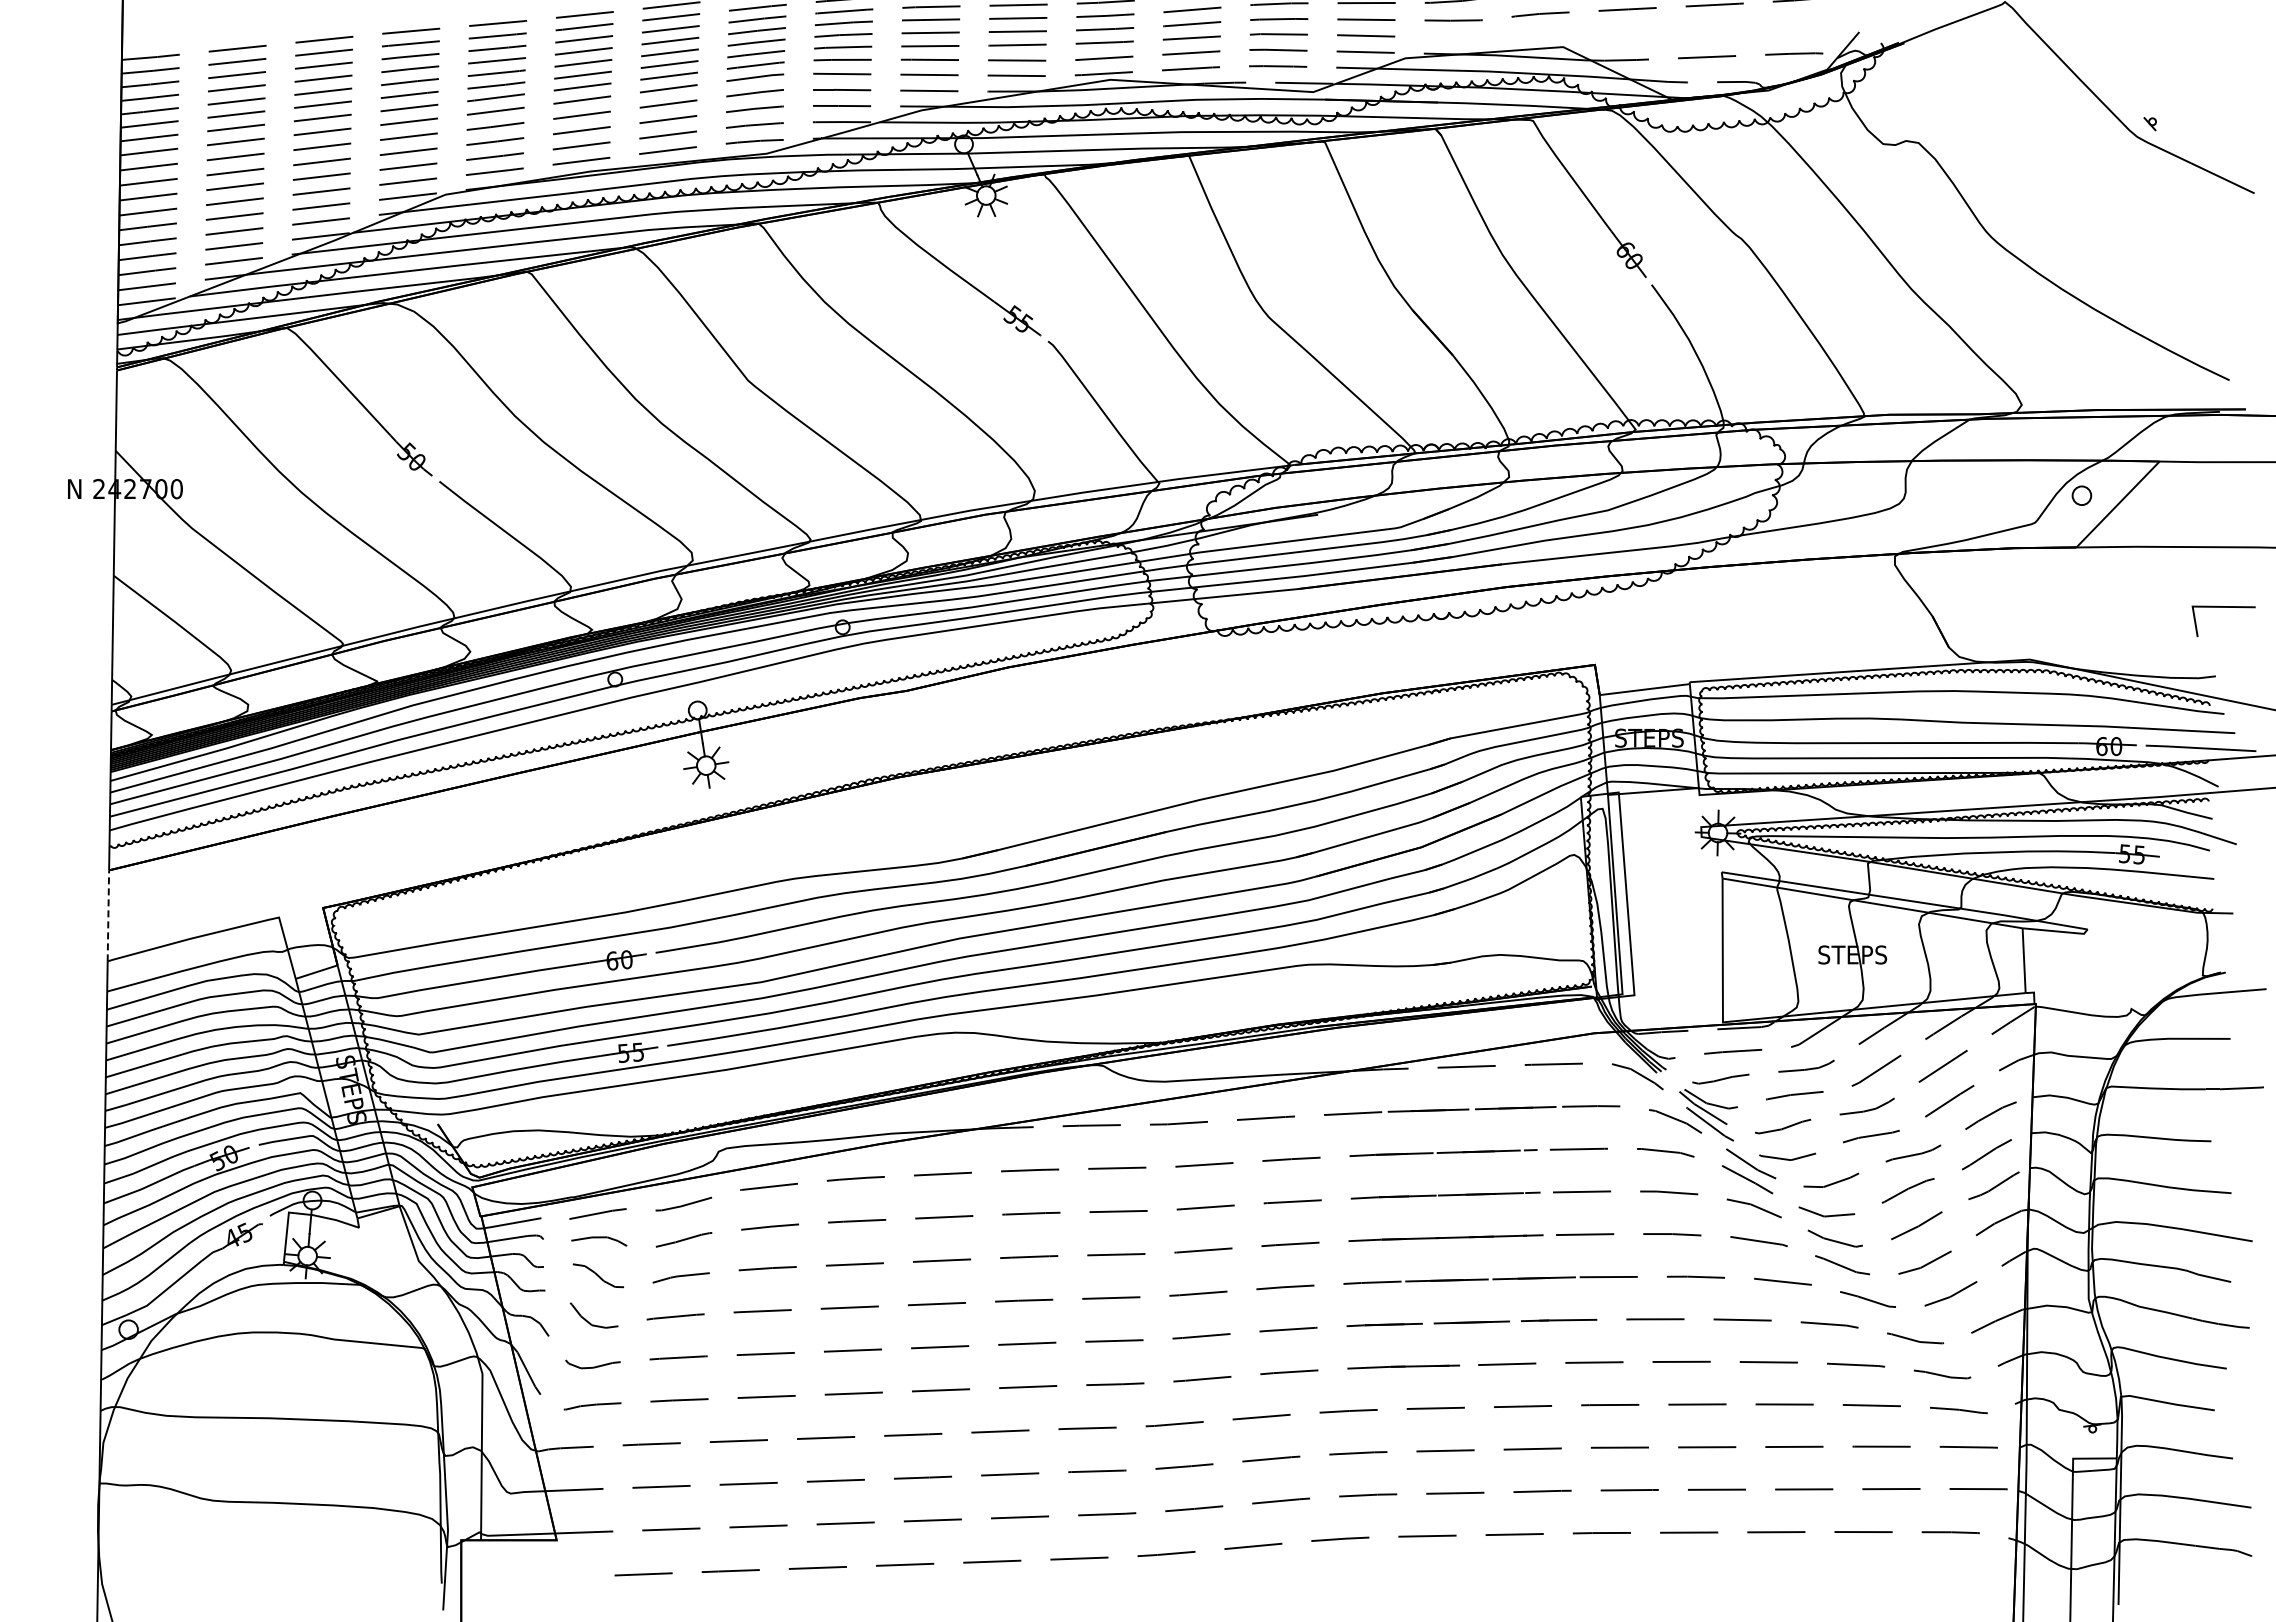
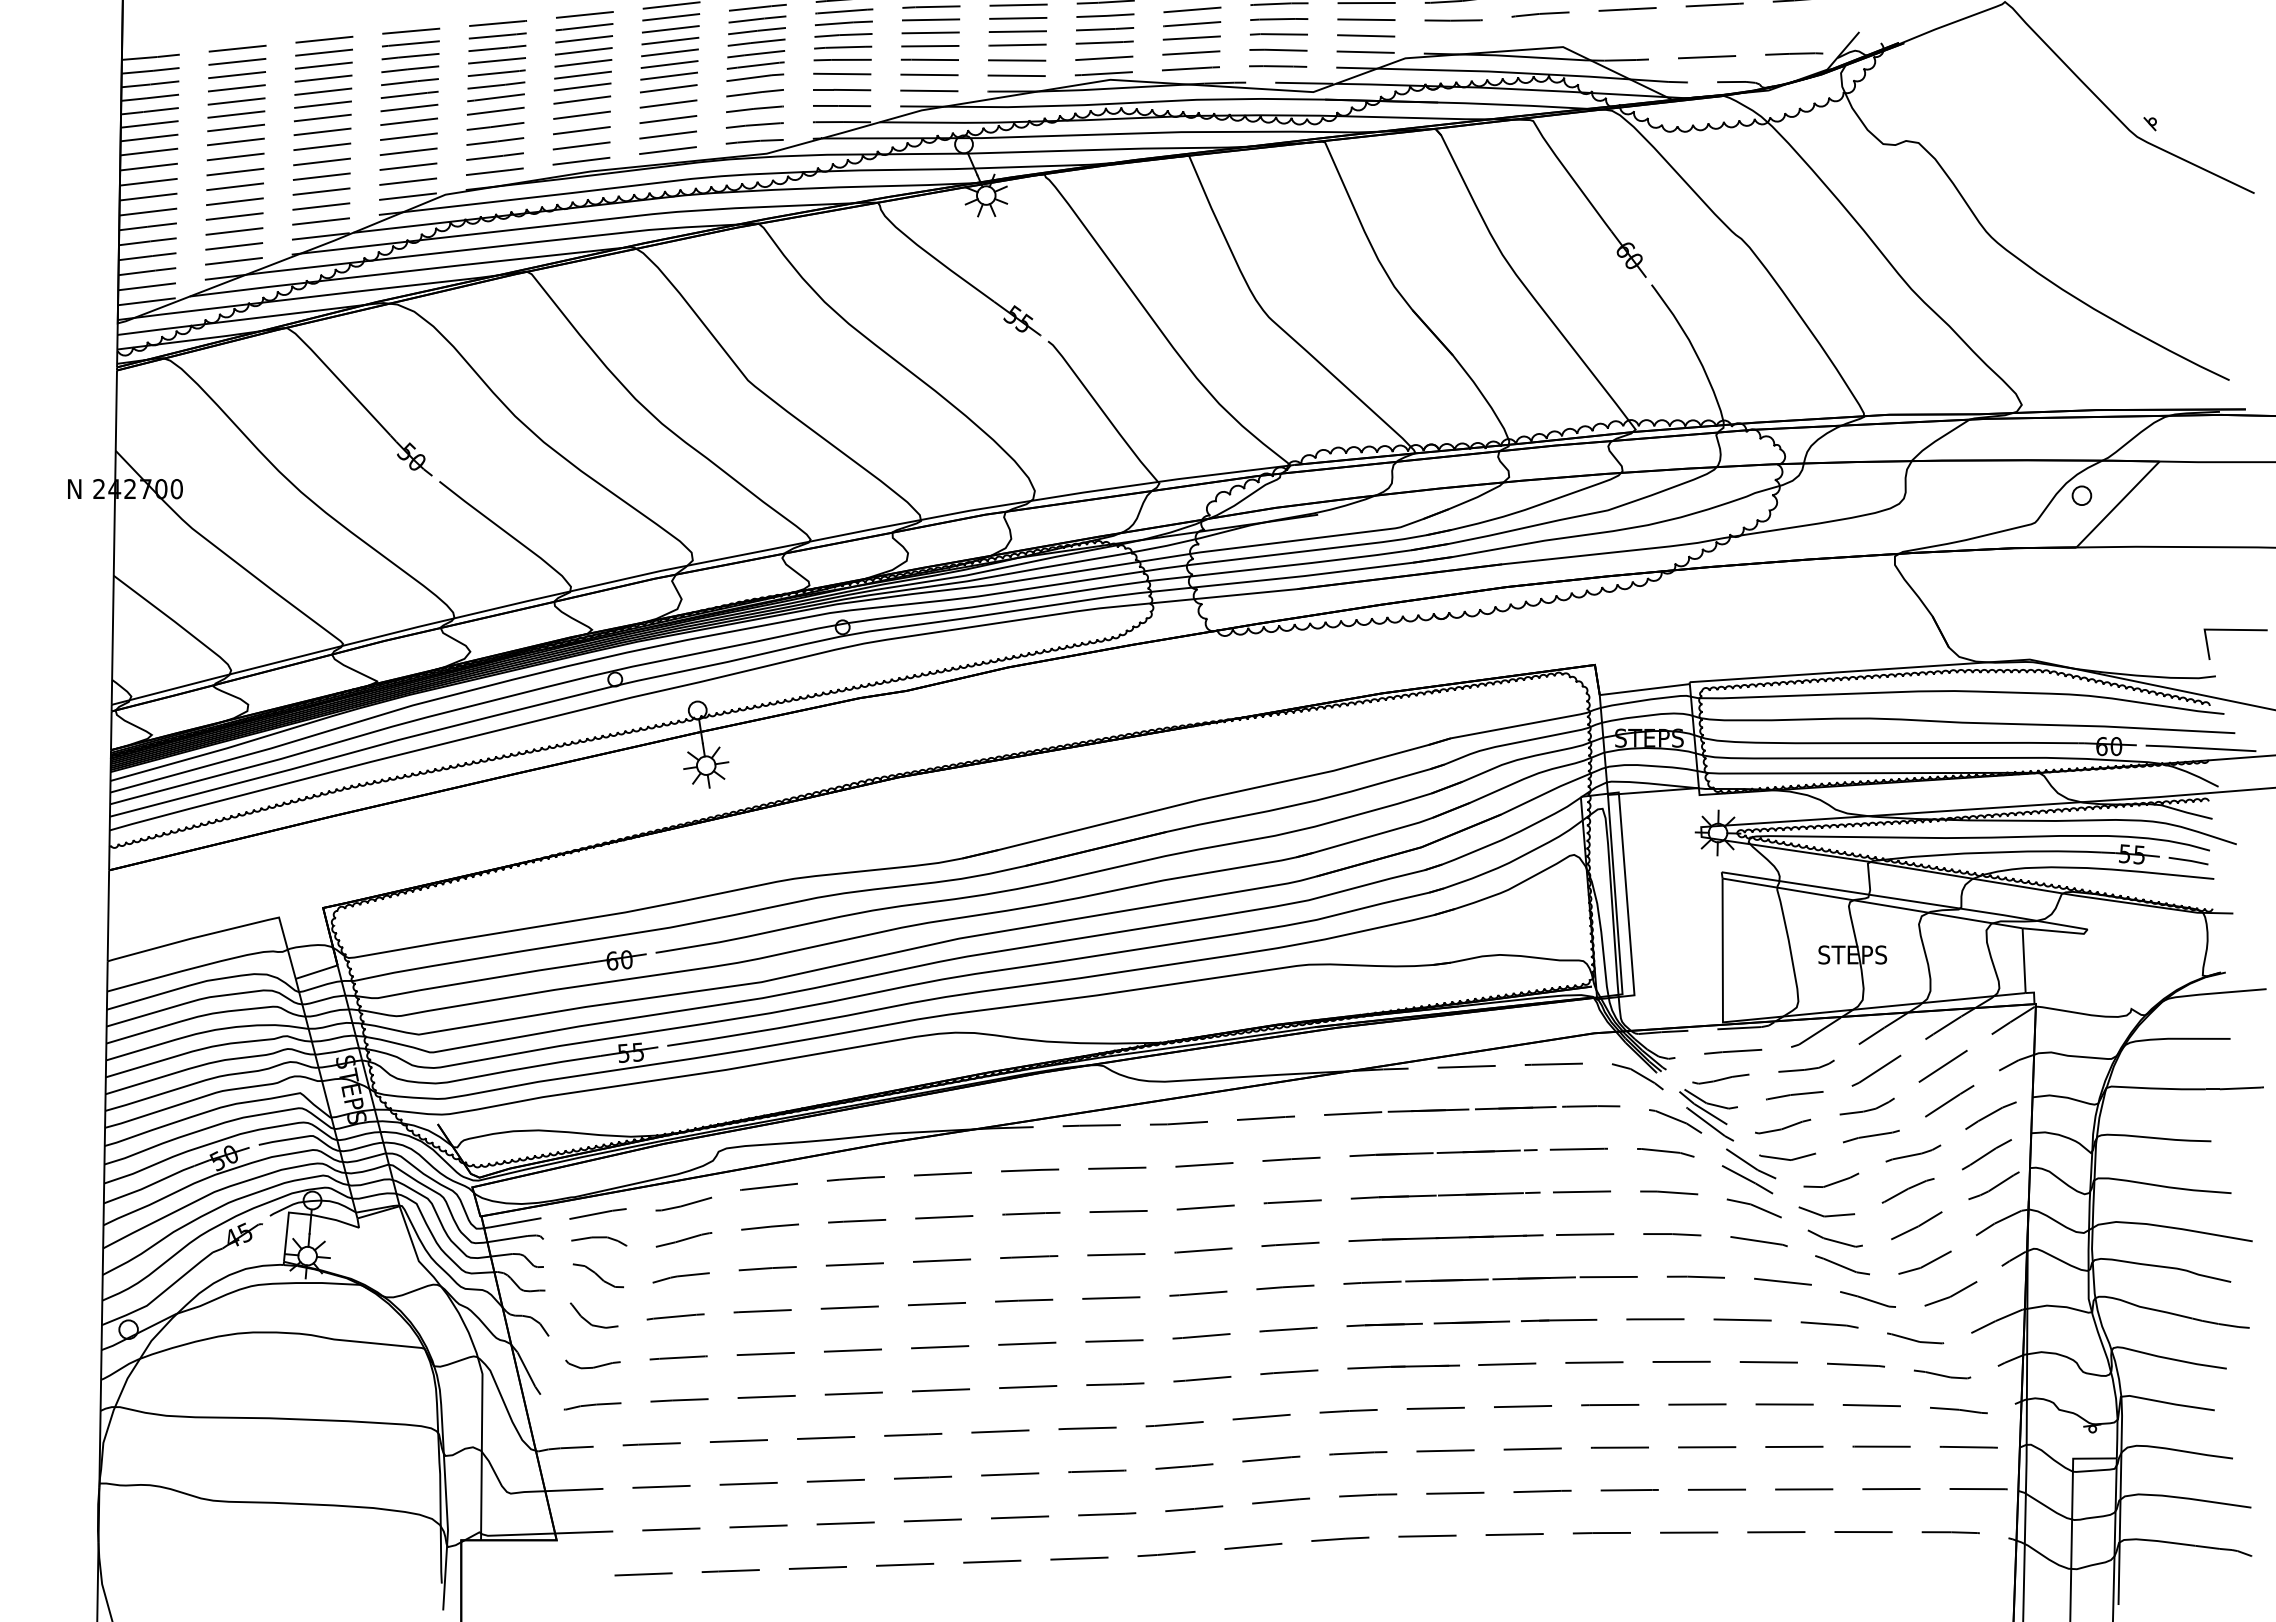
line position: (2223, 607) -> (2235, 630) (2235, 630)
line: none -> present (2188, 860)
line: dashed -> solid (108, 915)
